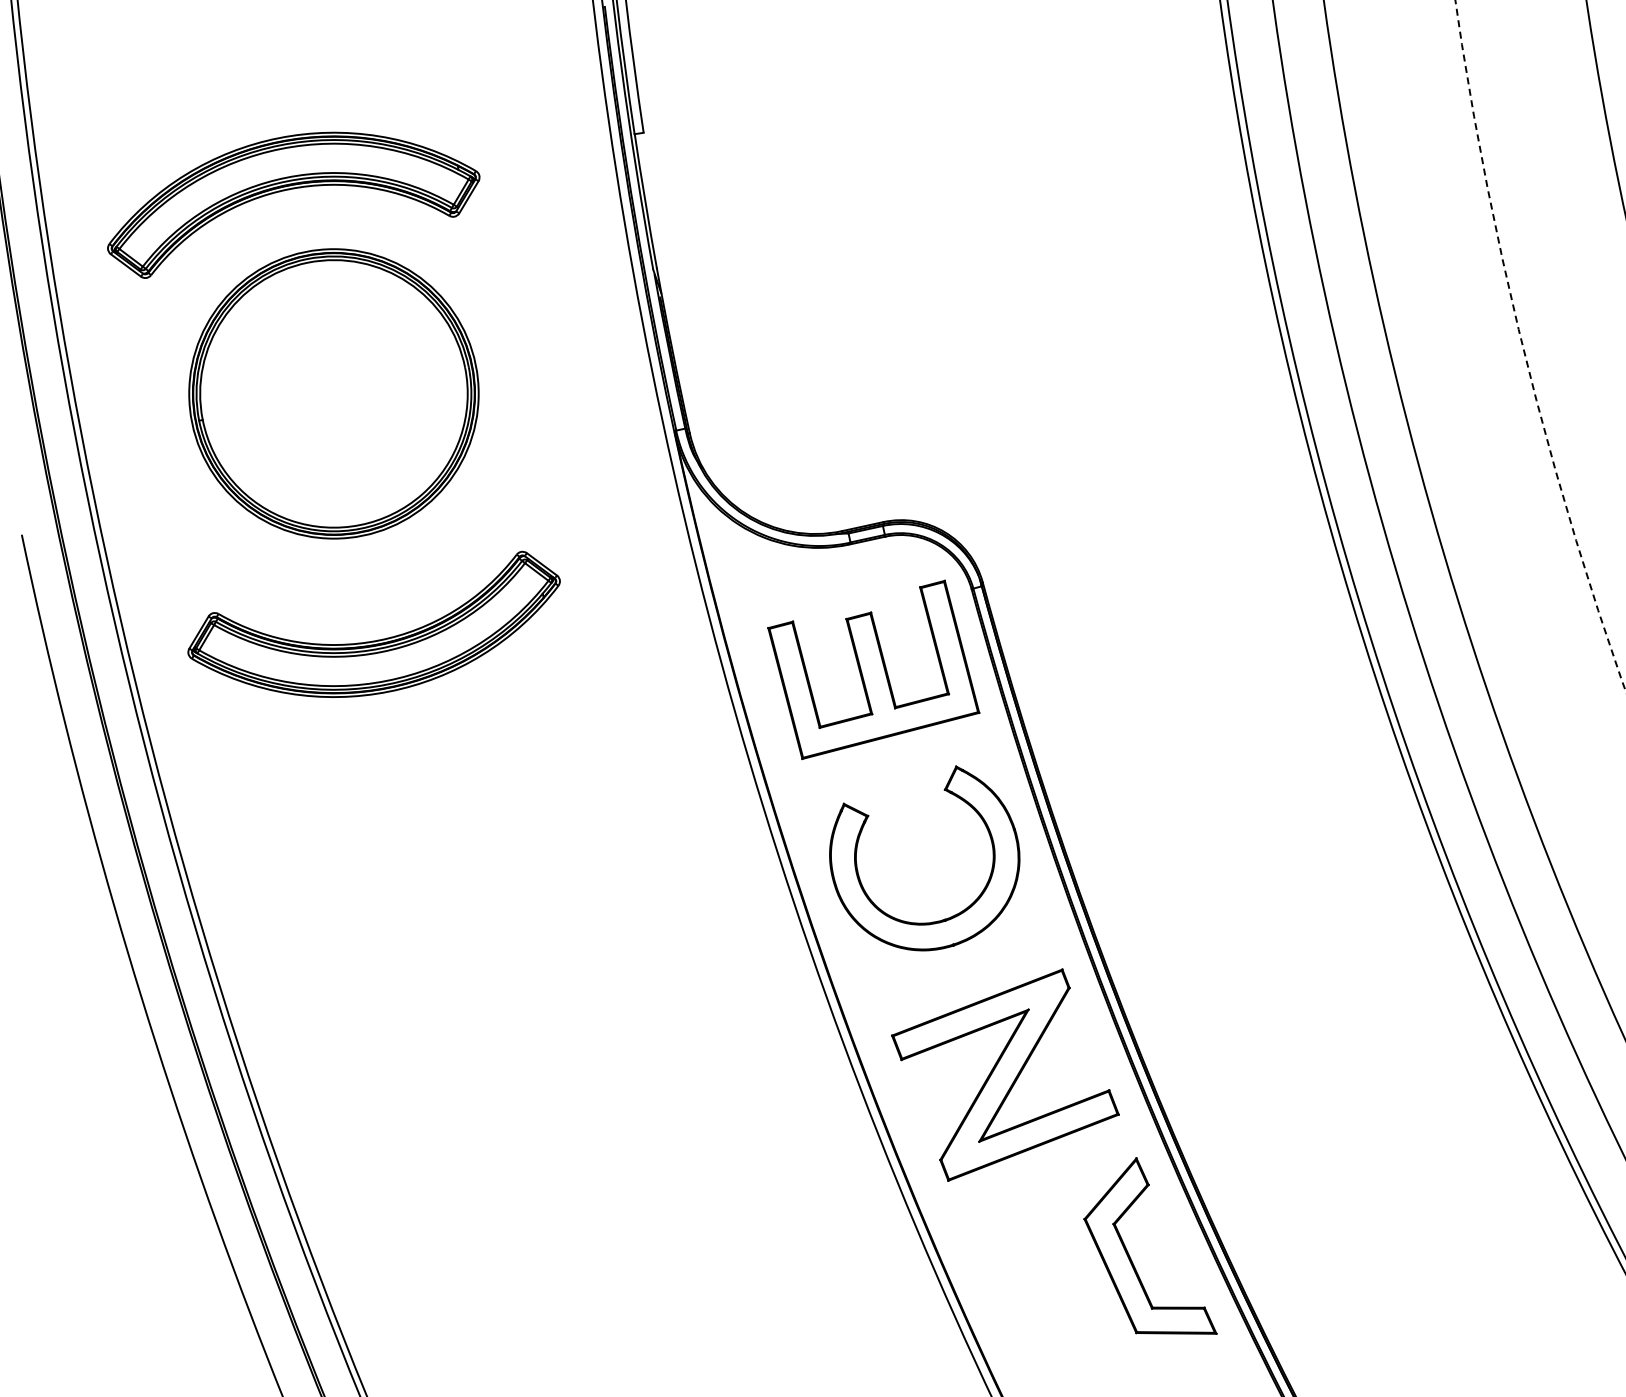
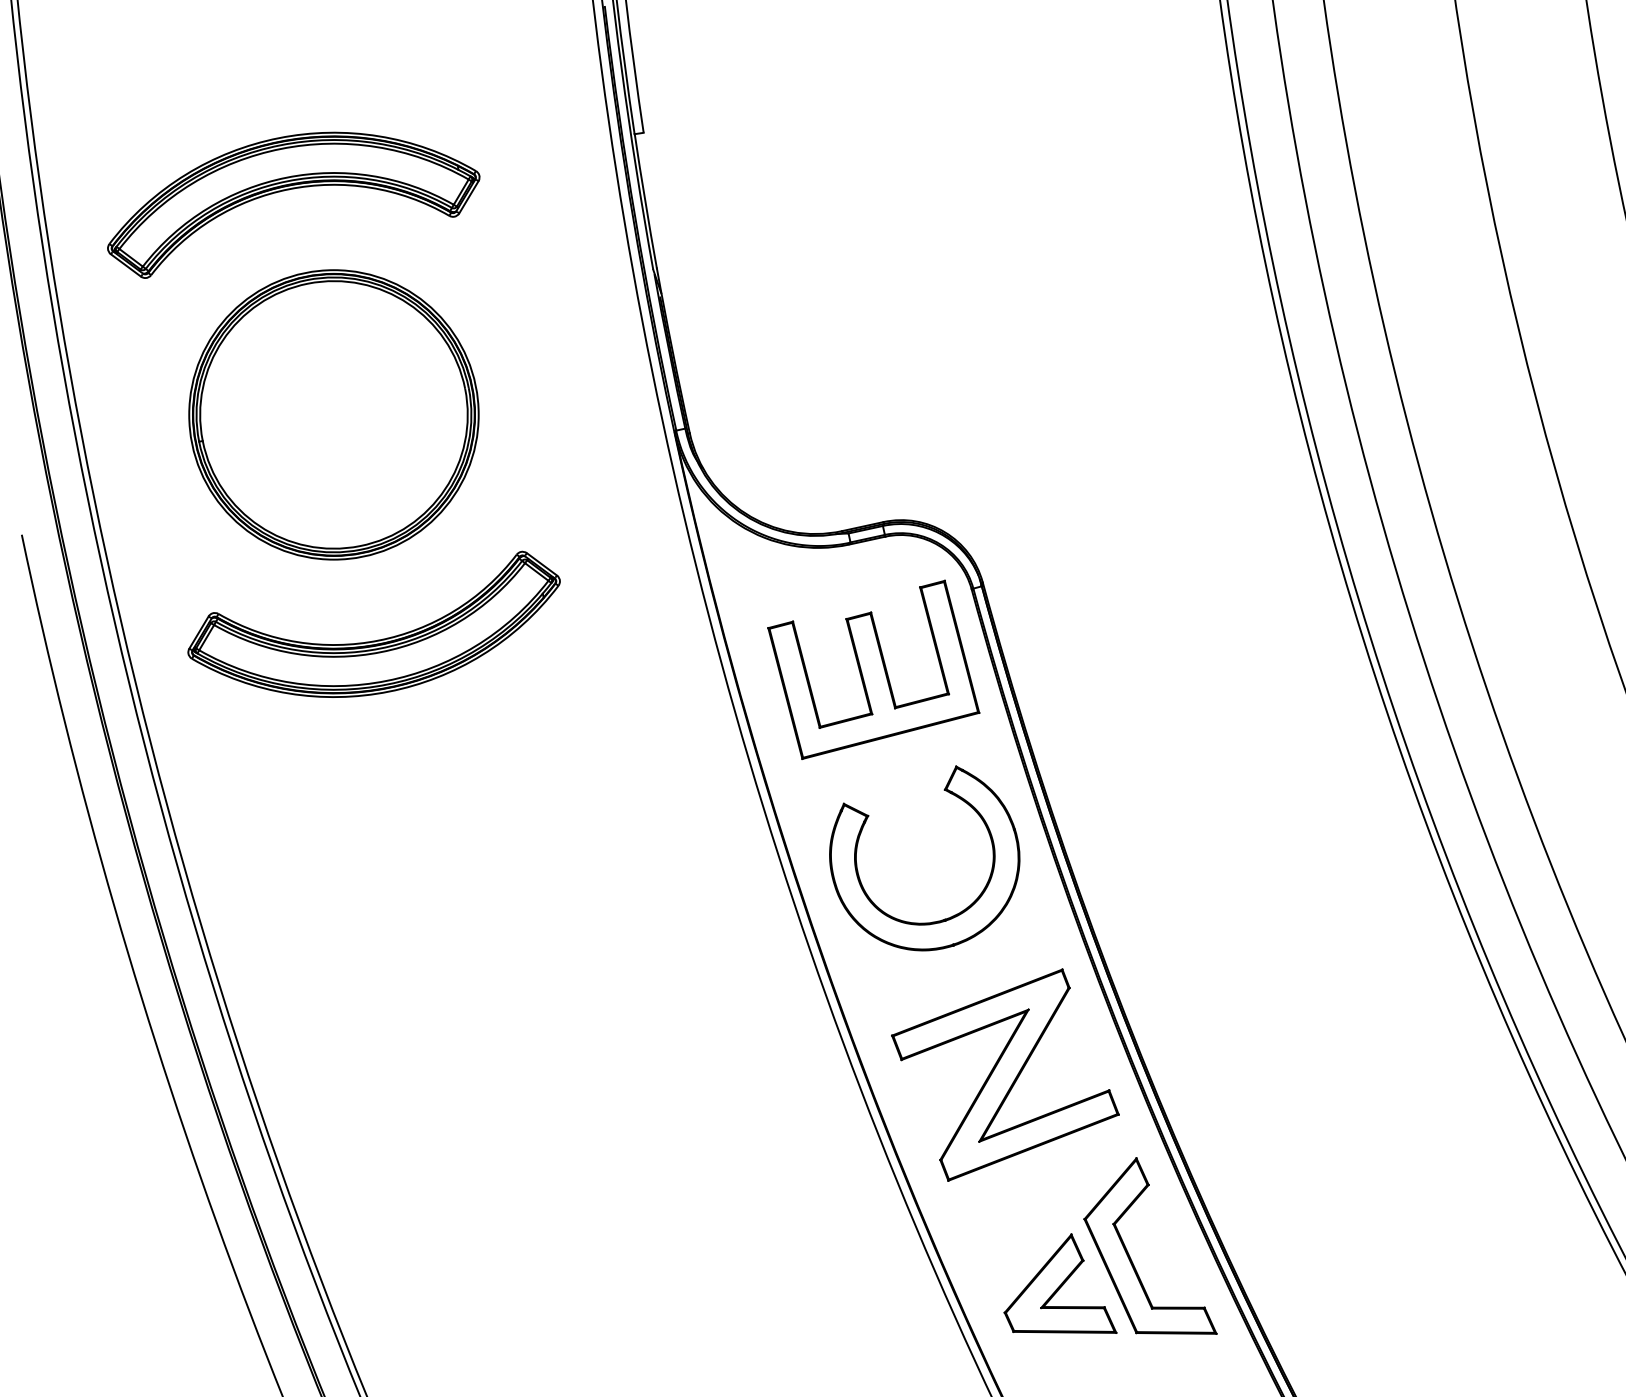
arc: dashed -> solid (1524, 350)
part position: (333, 393) -> (333, 414) (333, 414)
part: none -> present (1060, 1283)
